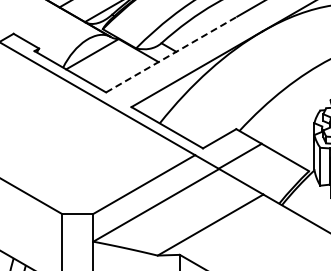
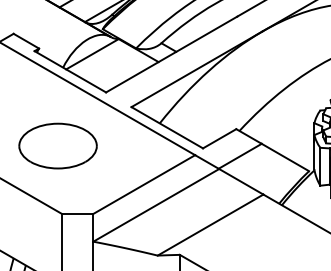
line: dashed -> solid (171, 54)
part: none -> present (57, 145)
